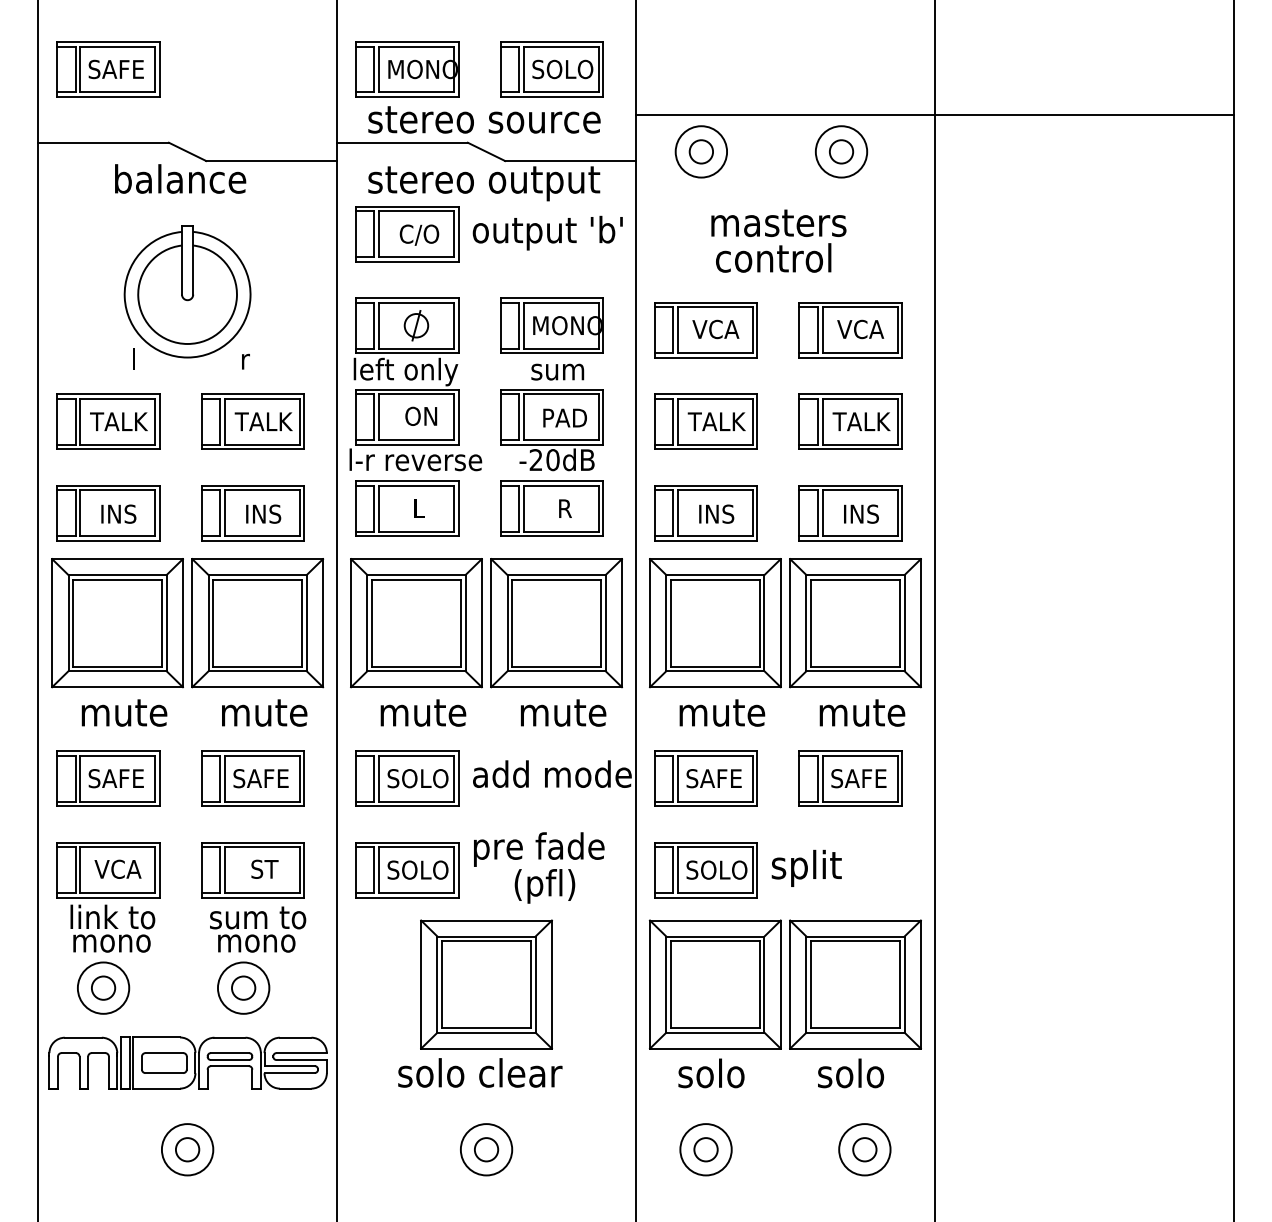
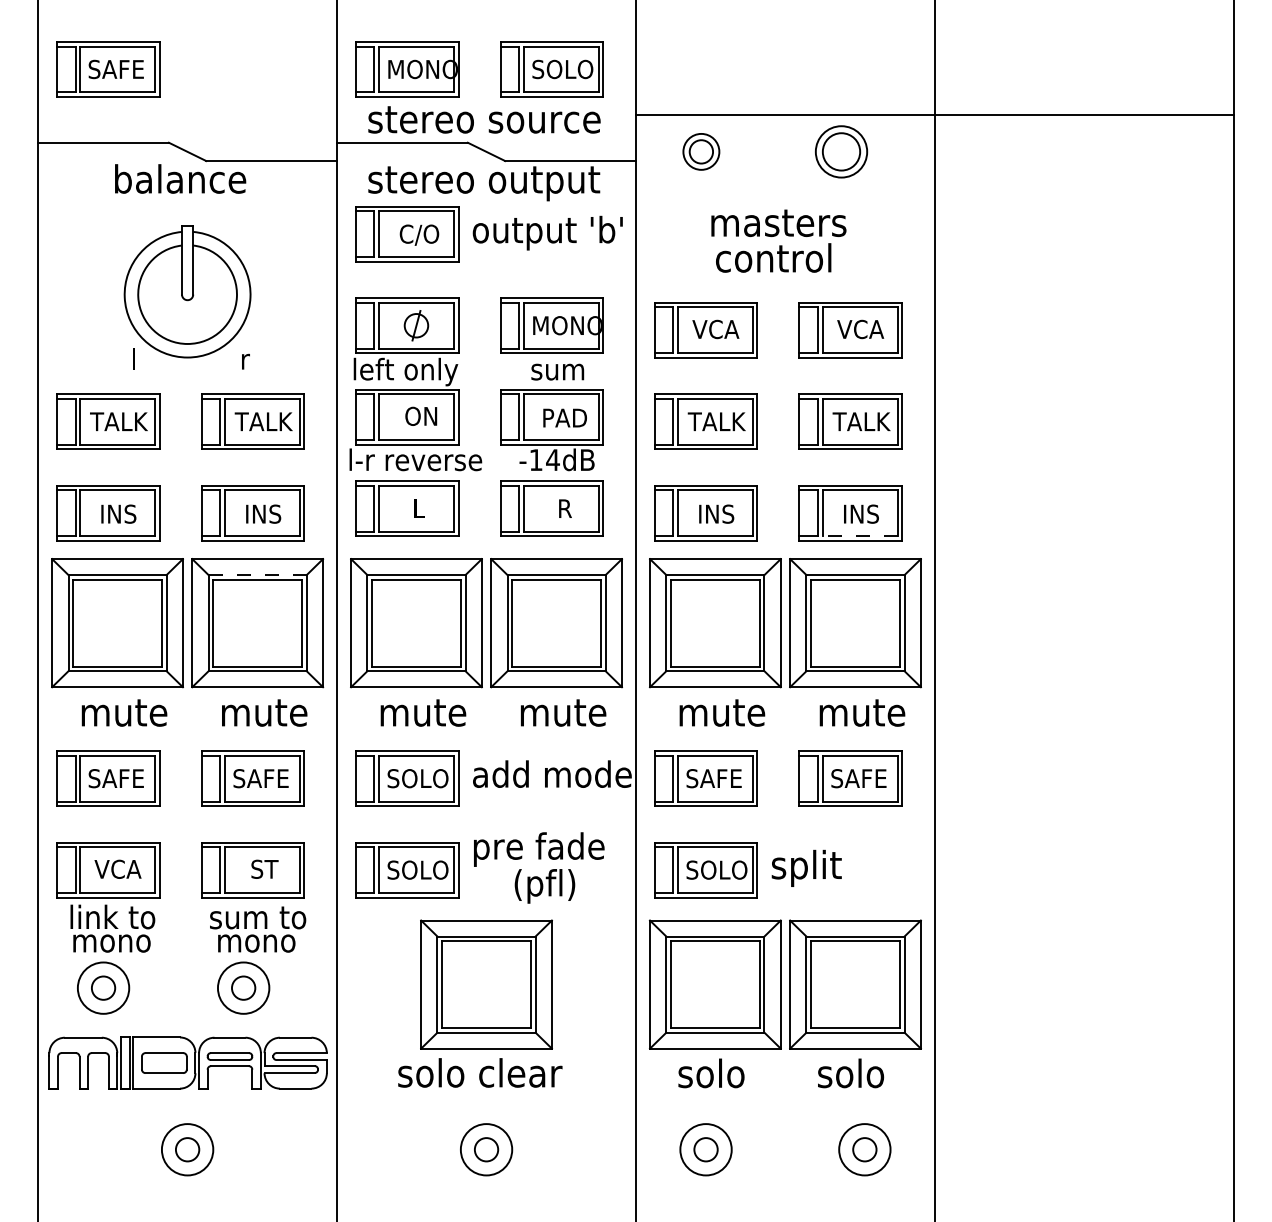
circle diameter: 51 px -> 36 px (701, 151)
circle diameter: 23 px -> 37 px (841, 151)
text: -20dB -> -14dB (544, 460)
line: solid -> dashed (859, 536)
line: solid -> dashed (258, 575)
